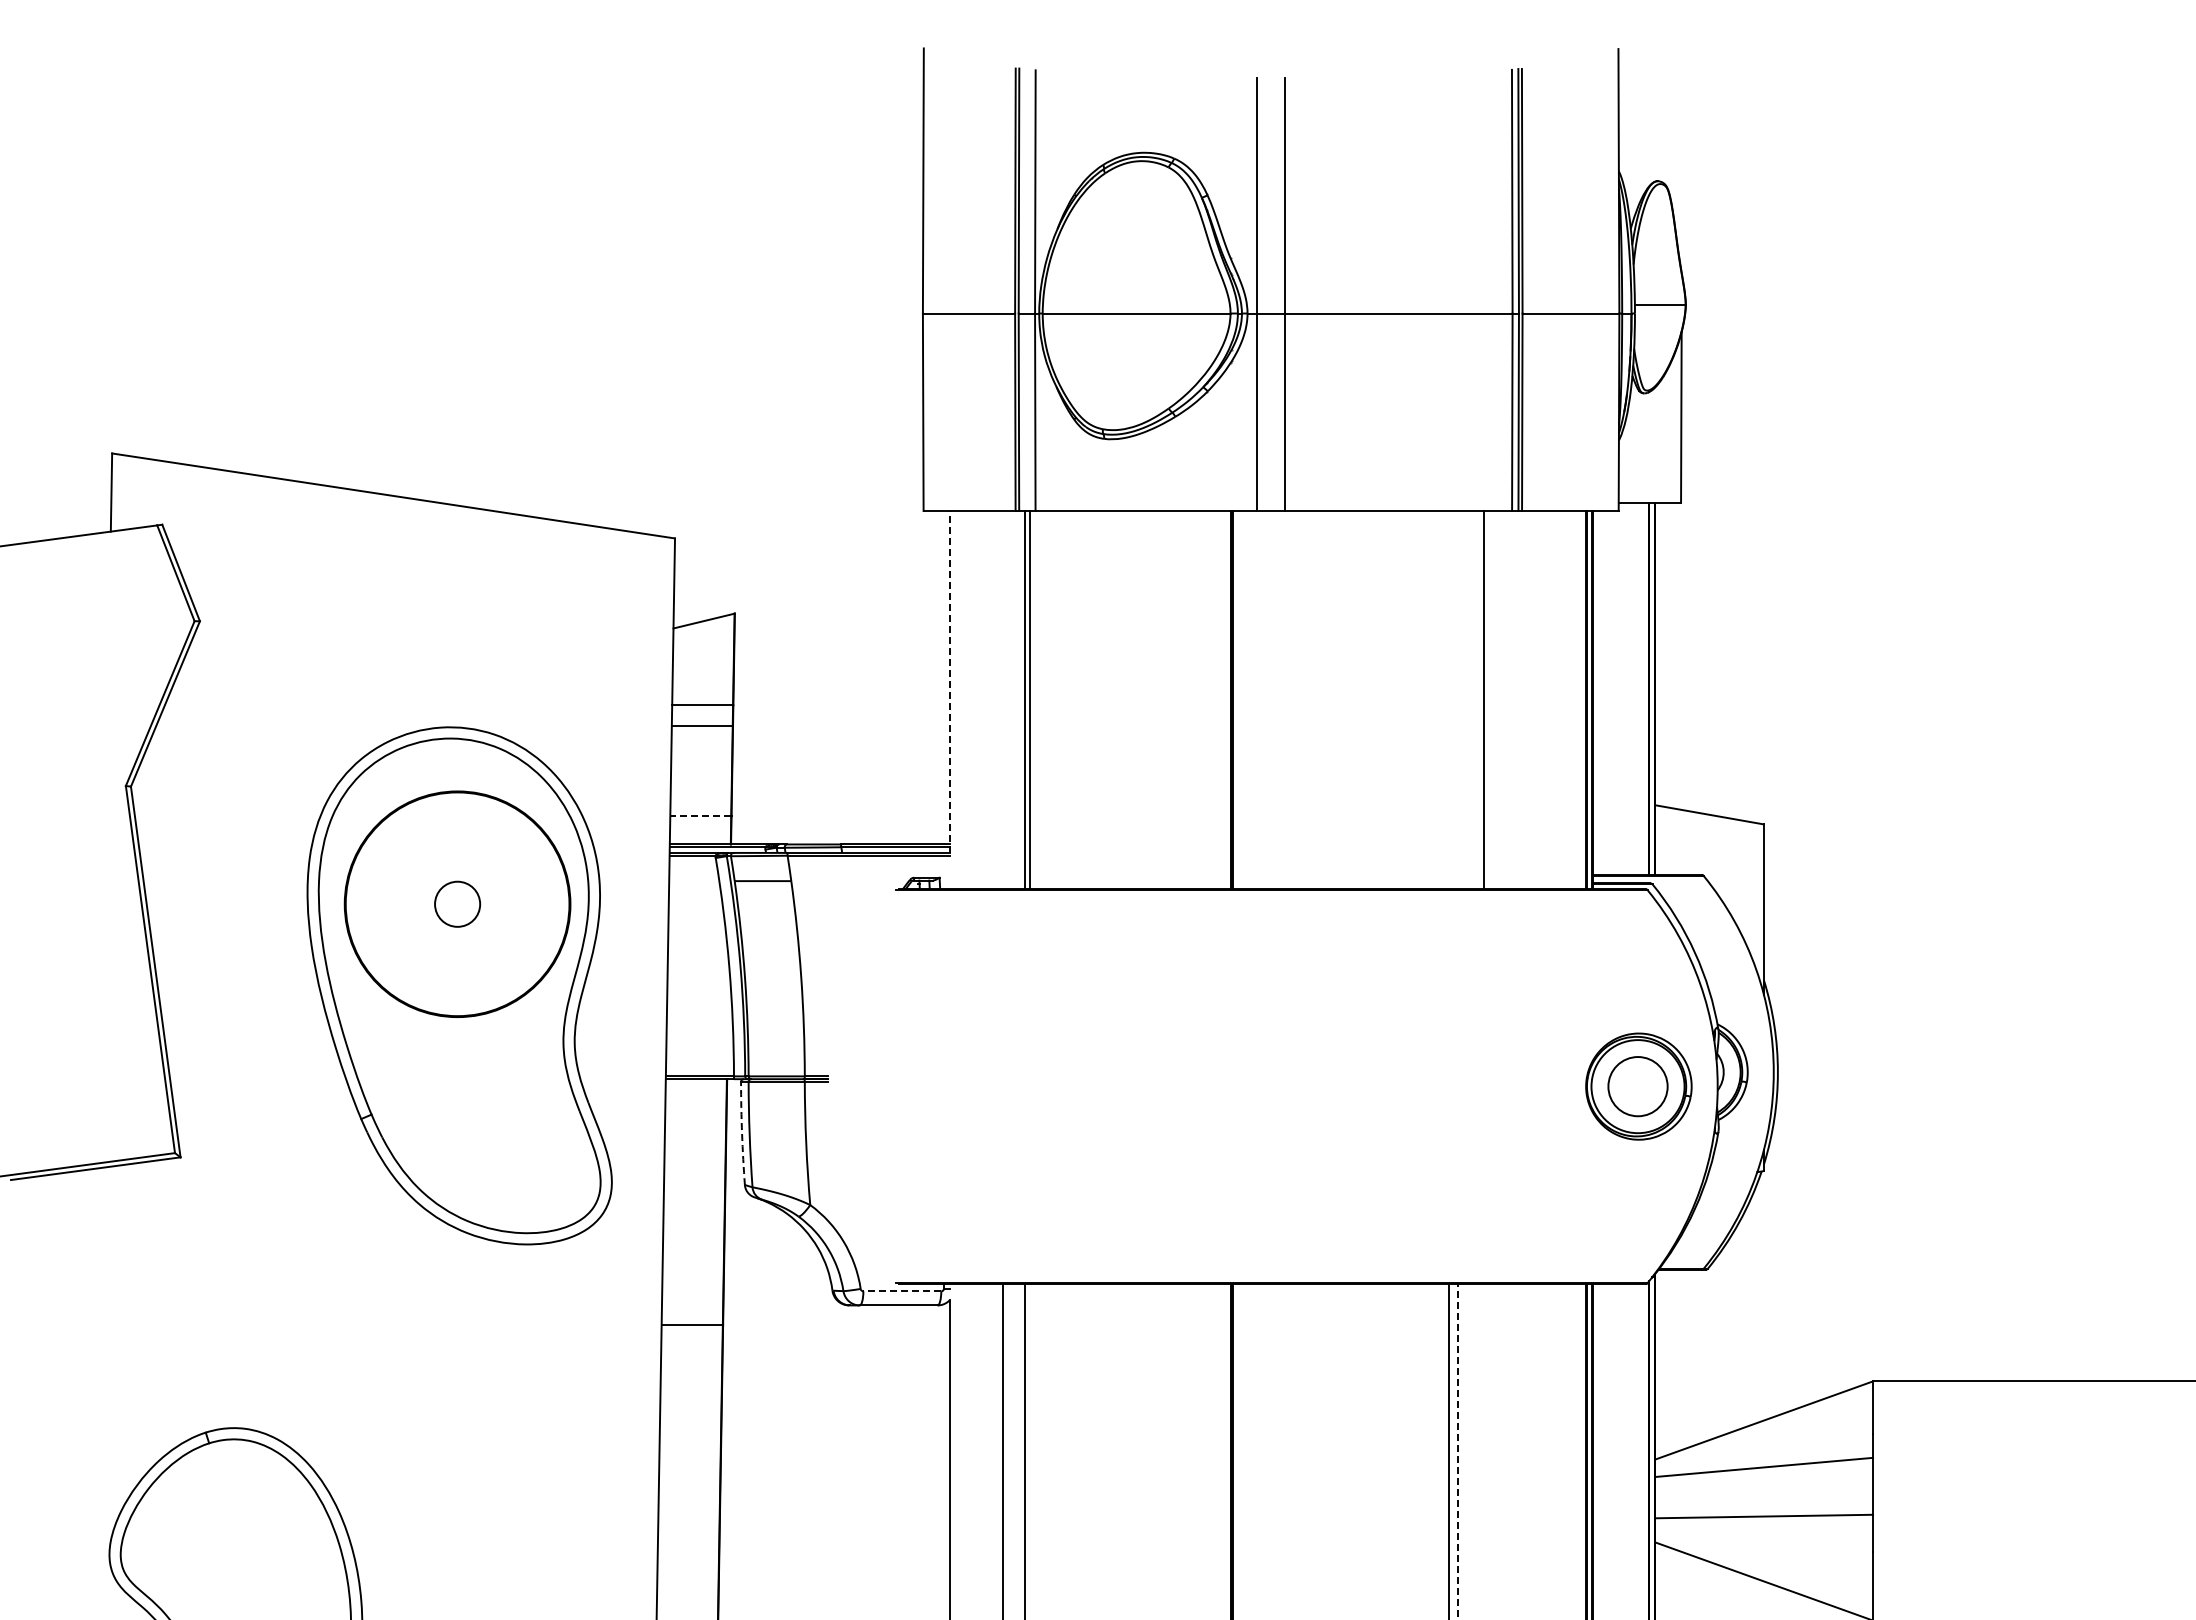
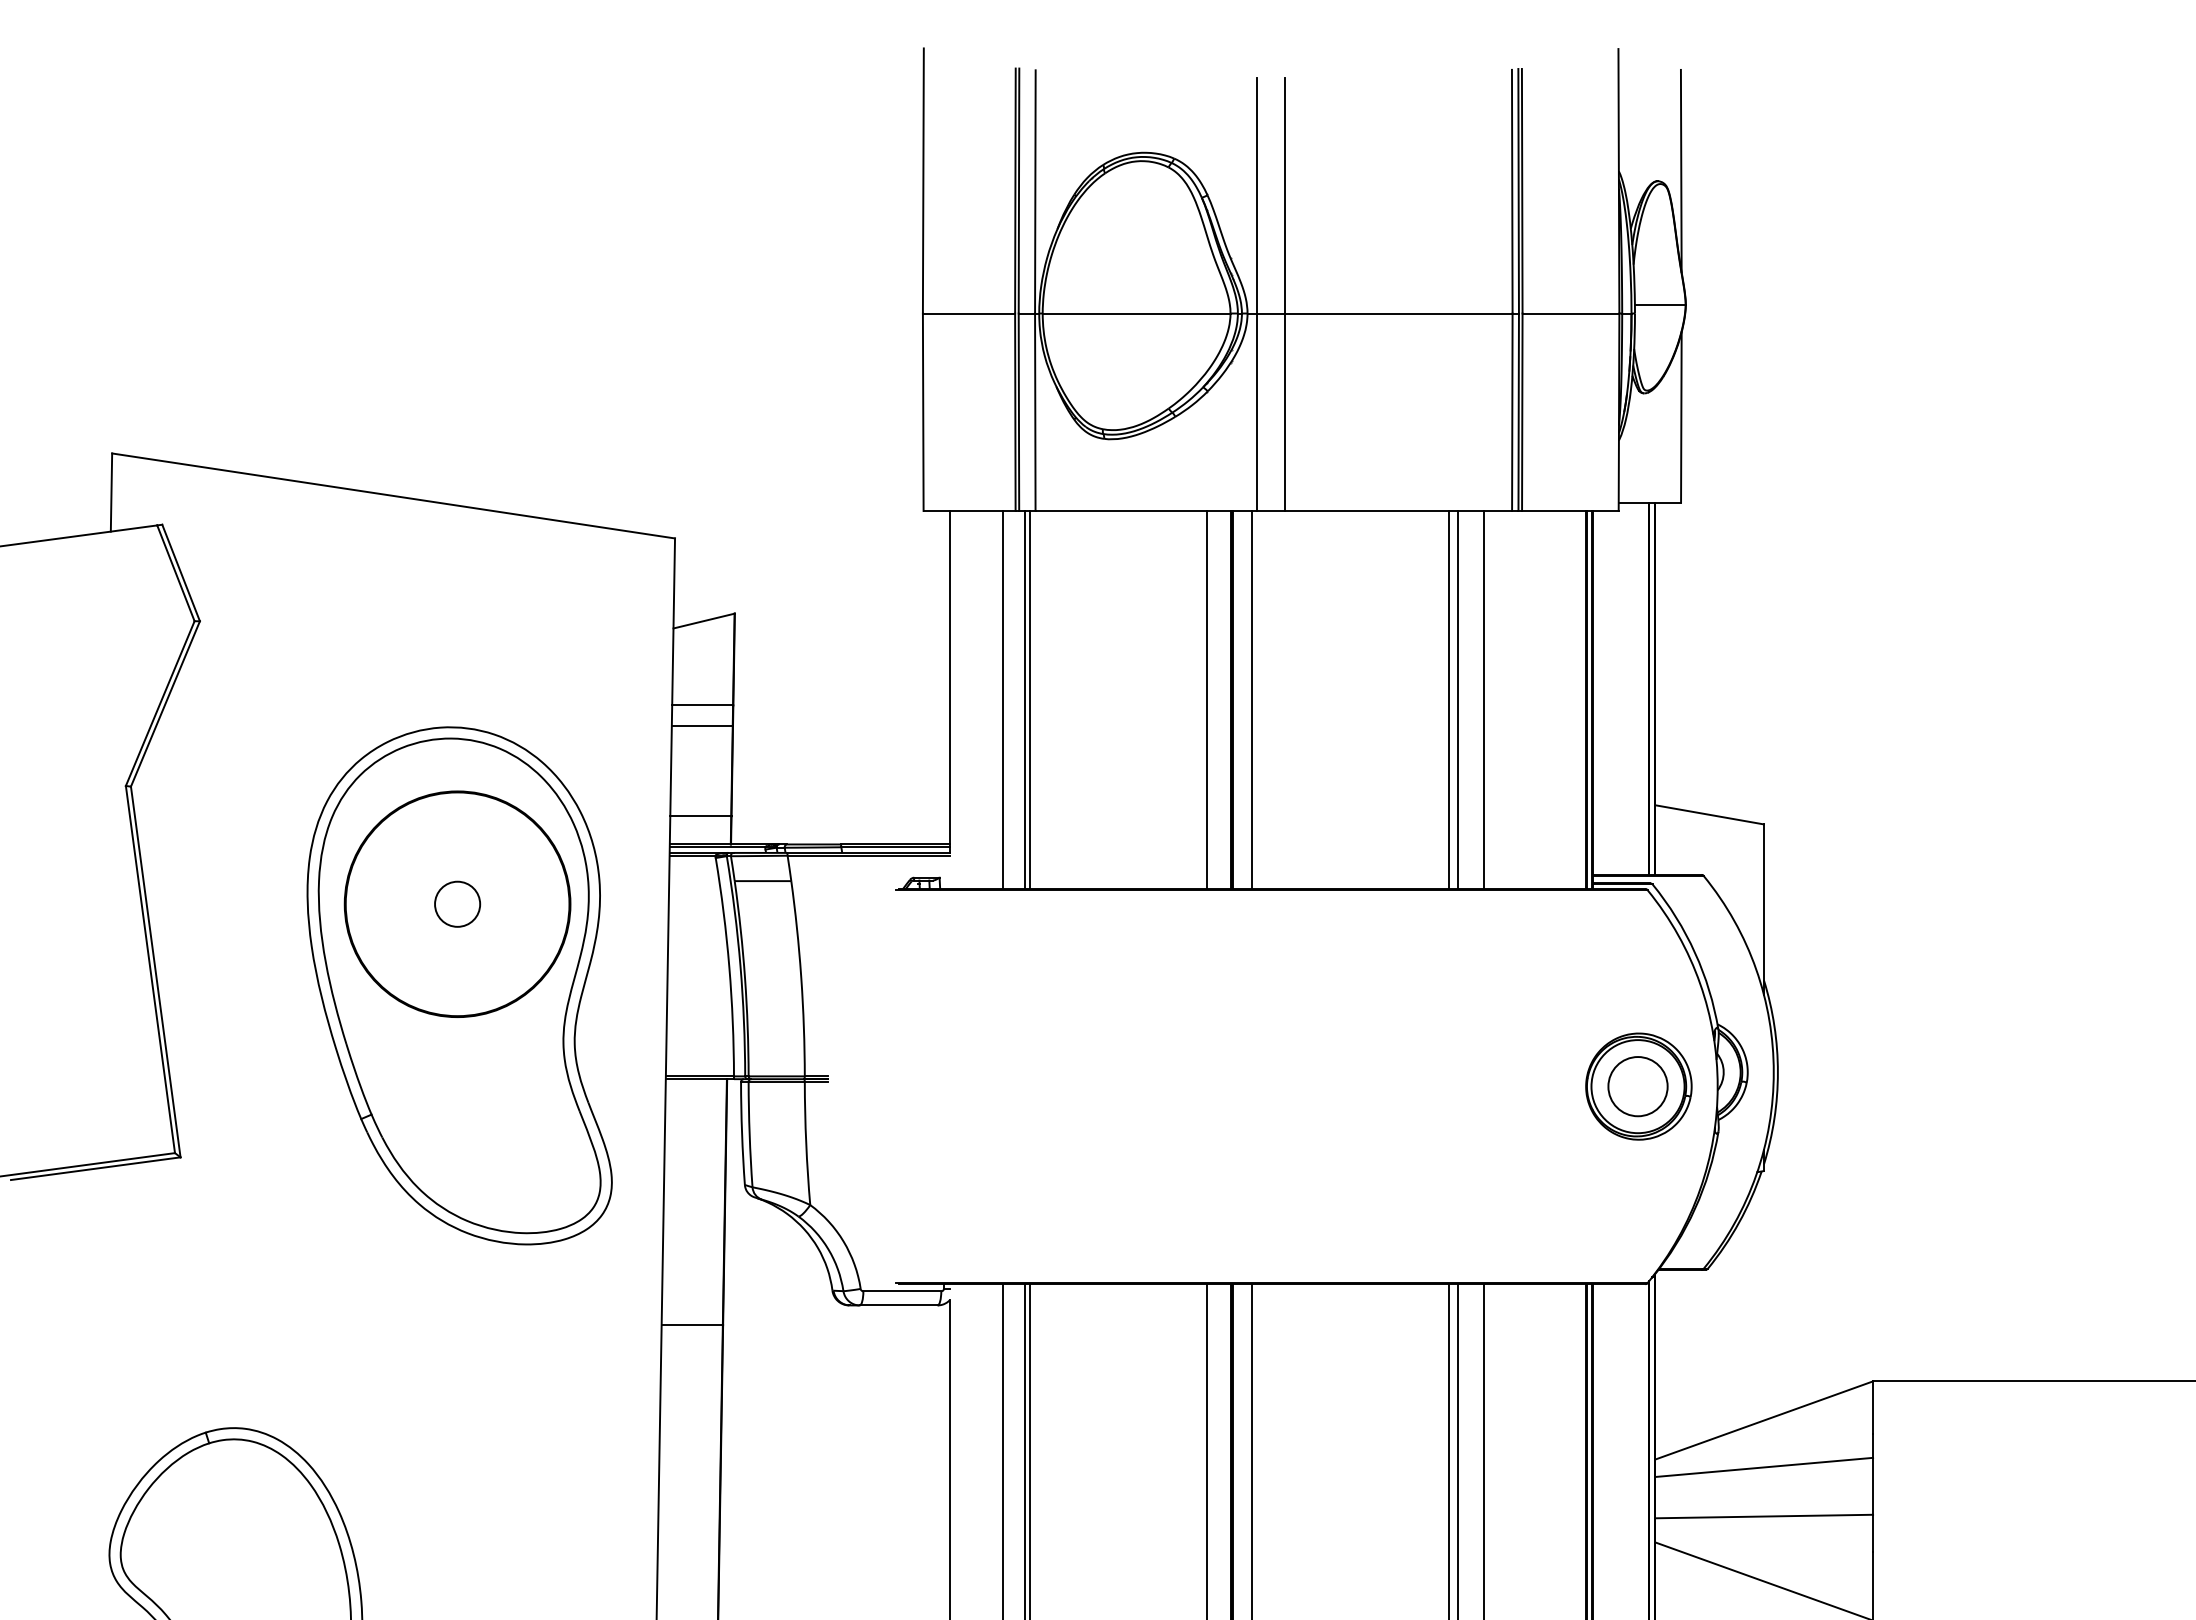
line: none -> present (1680, 170)
line: dashed -> solid (949, 681)
line: none -> present (1003, 700)
line: none -> present (1207, 700)
line: none -> present (1251, 700)
line: none -> present (1448, 700)
line: none -> present (1457, 700)
line: dashed -> solid (700, 816)
arc: dashed -> solid (742, 1133)
line: dashed -> solid (902, 1291)
line: none -> present (1030, 1450)
line: none -> present (1207, 1450)
line: none -> present (1251, 1450)
line: none -> present (1484, 1450)
line: dashed -> solid (1457, 1451)
